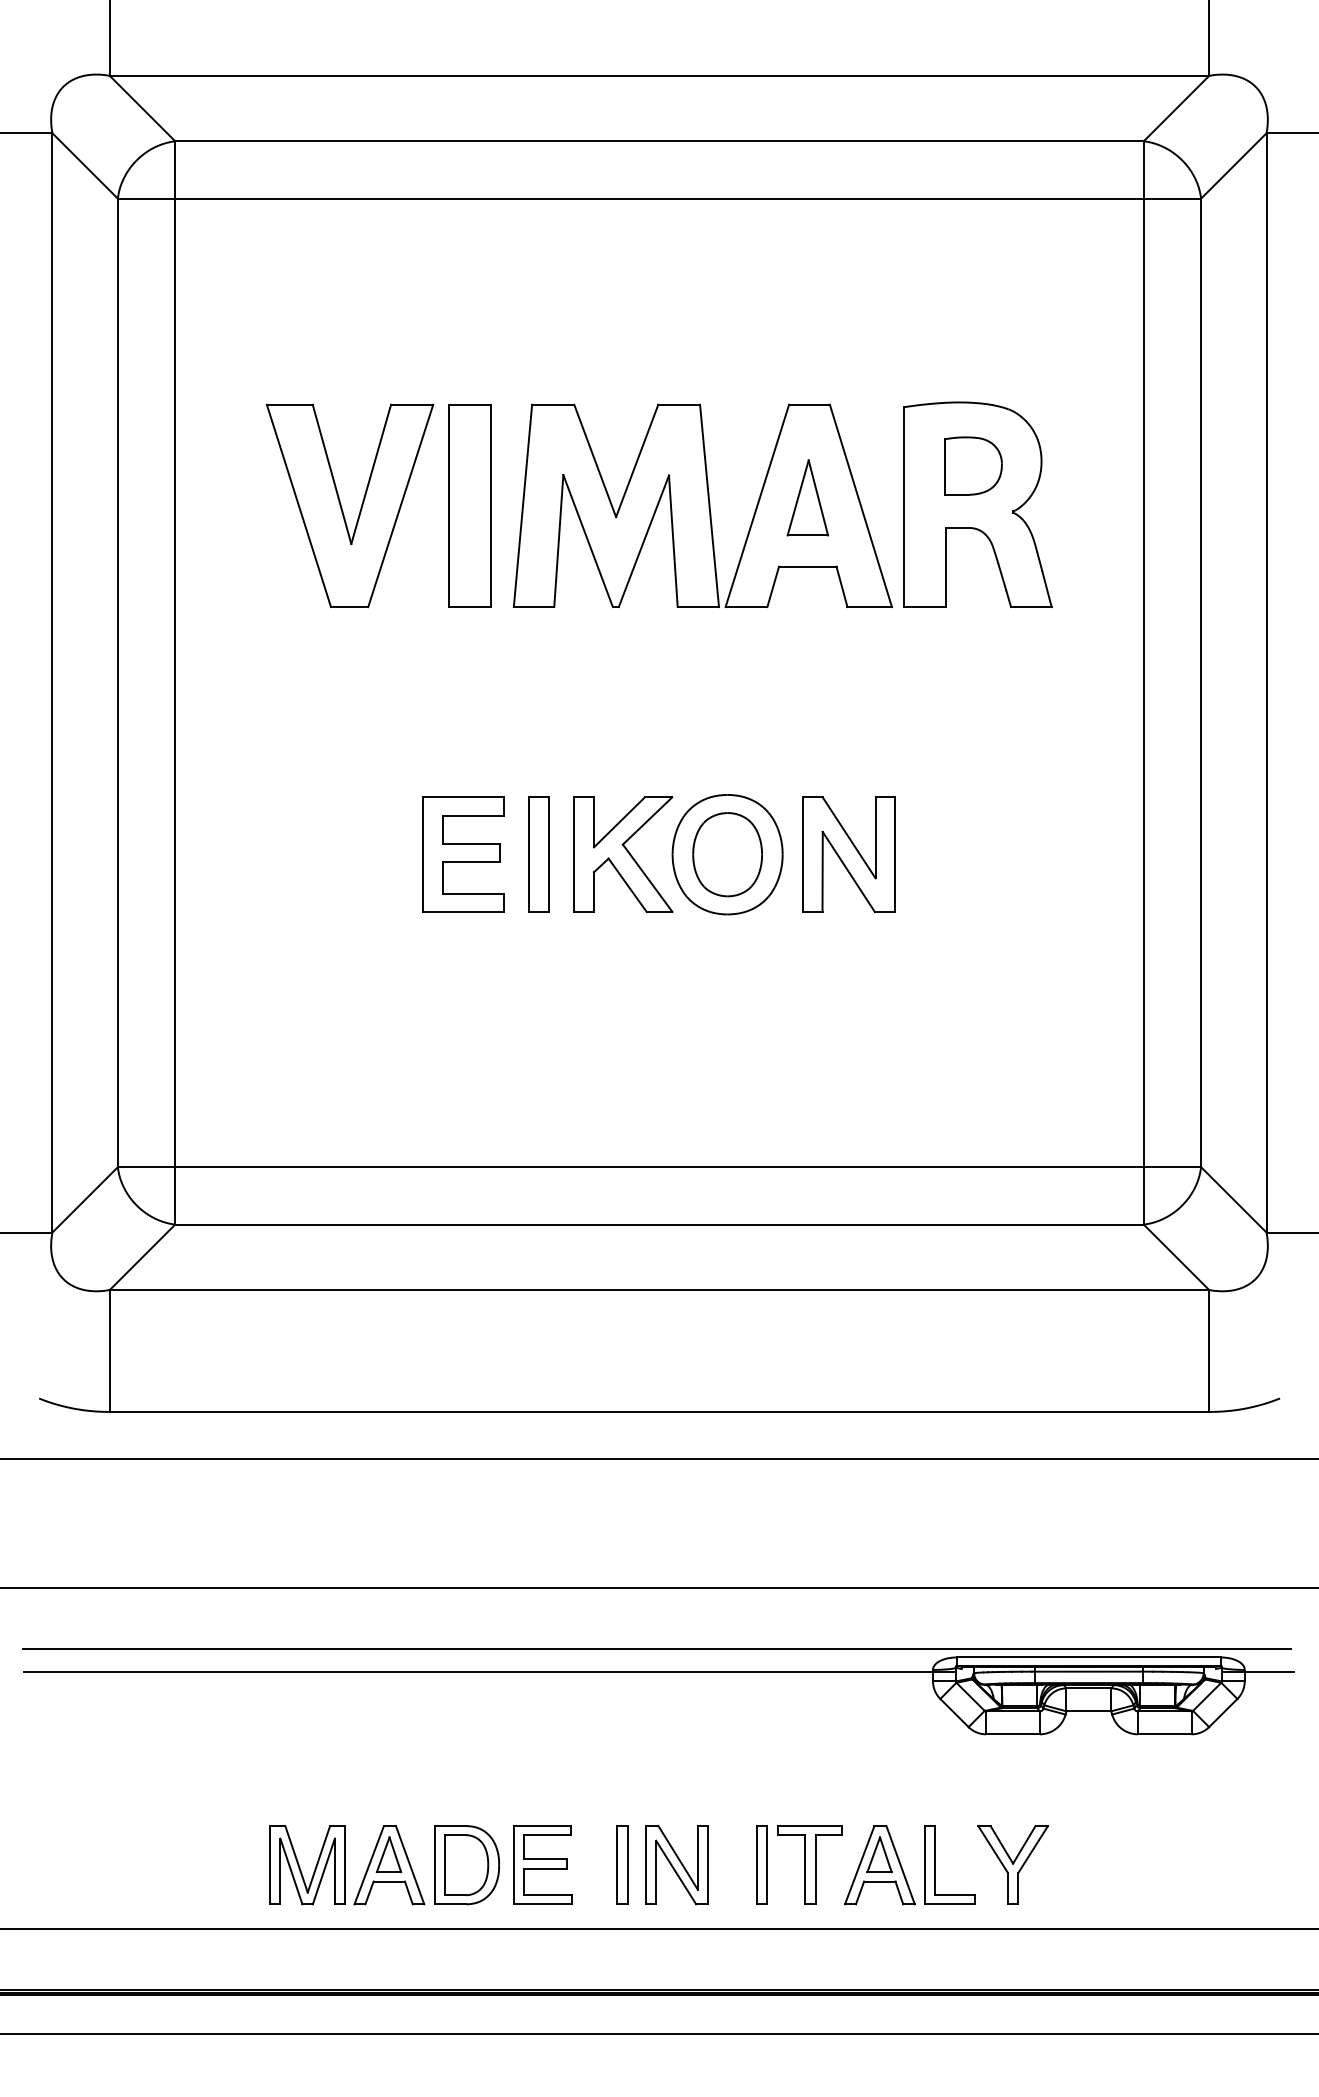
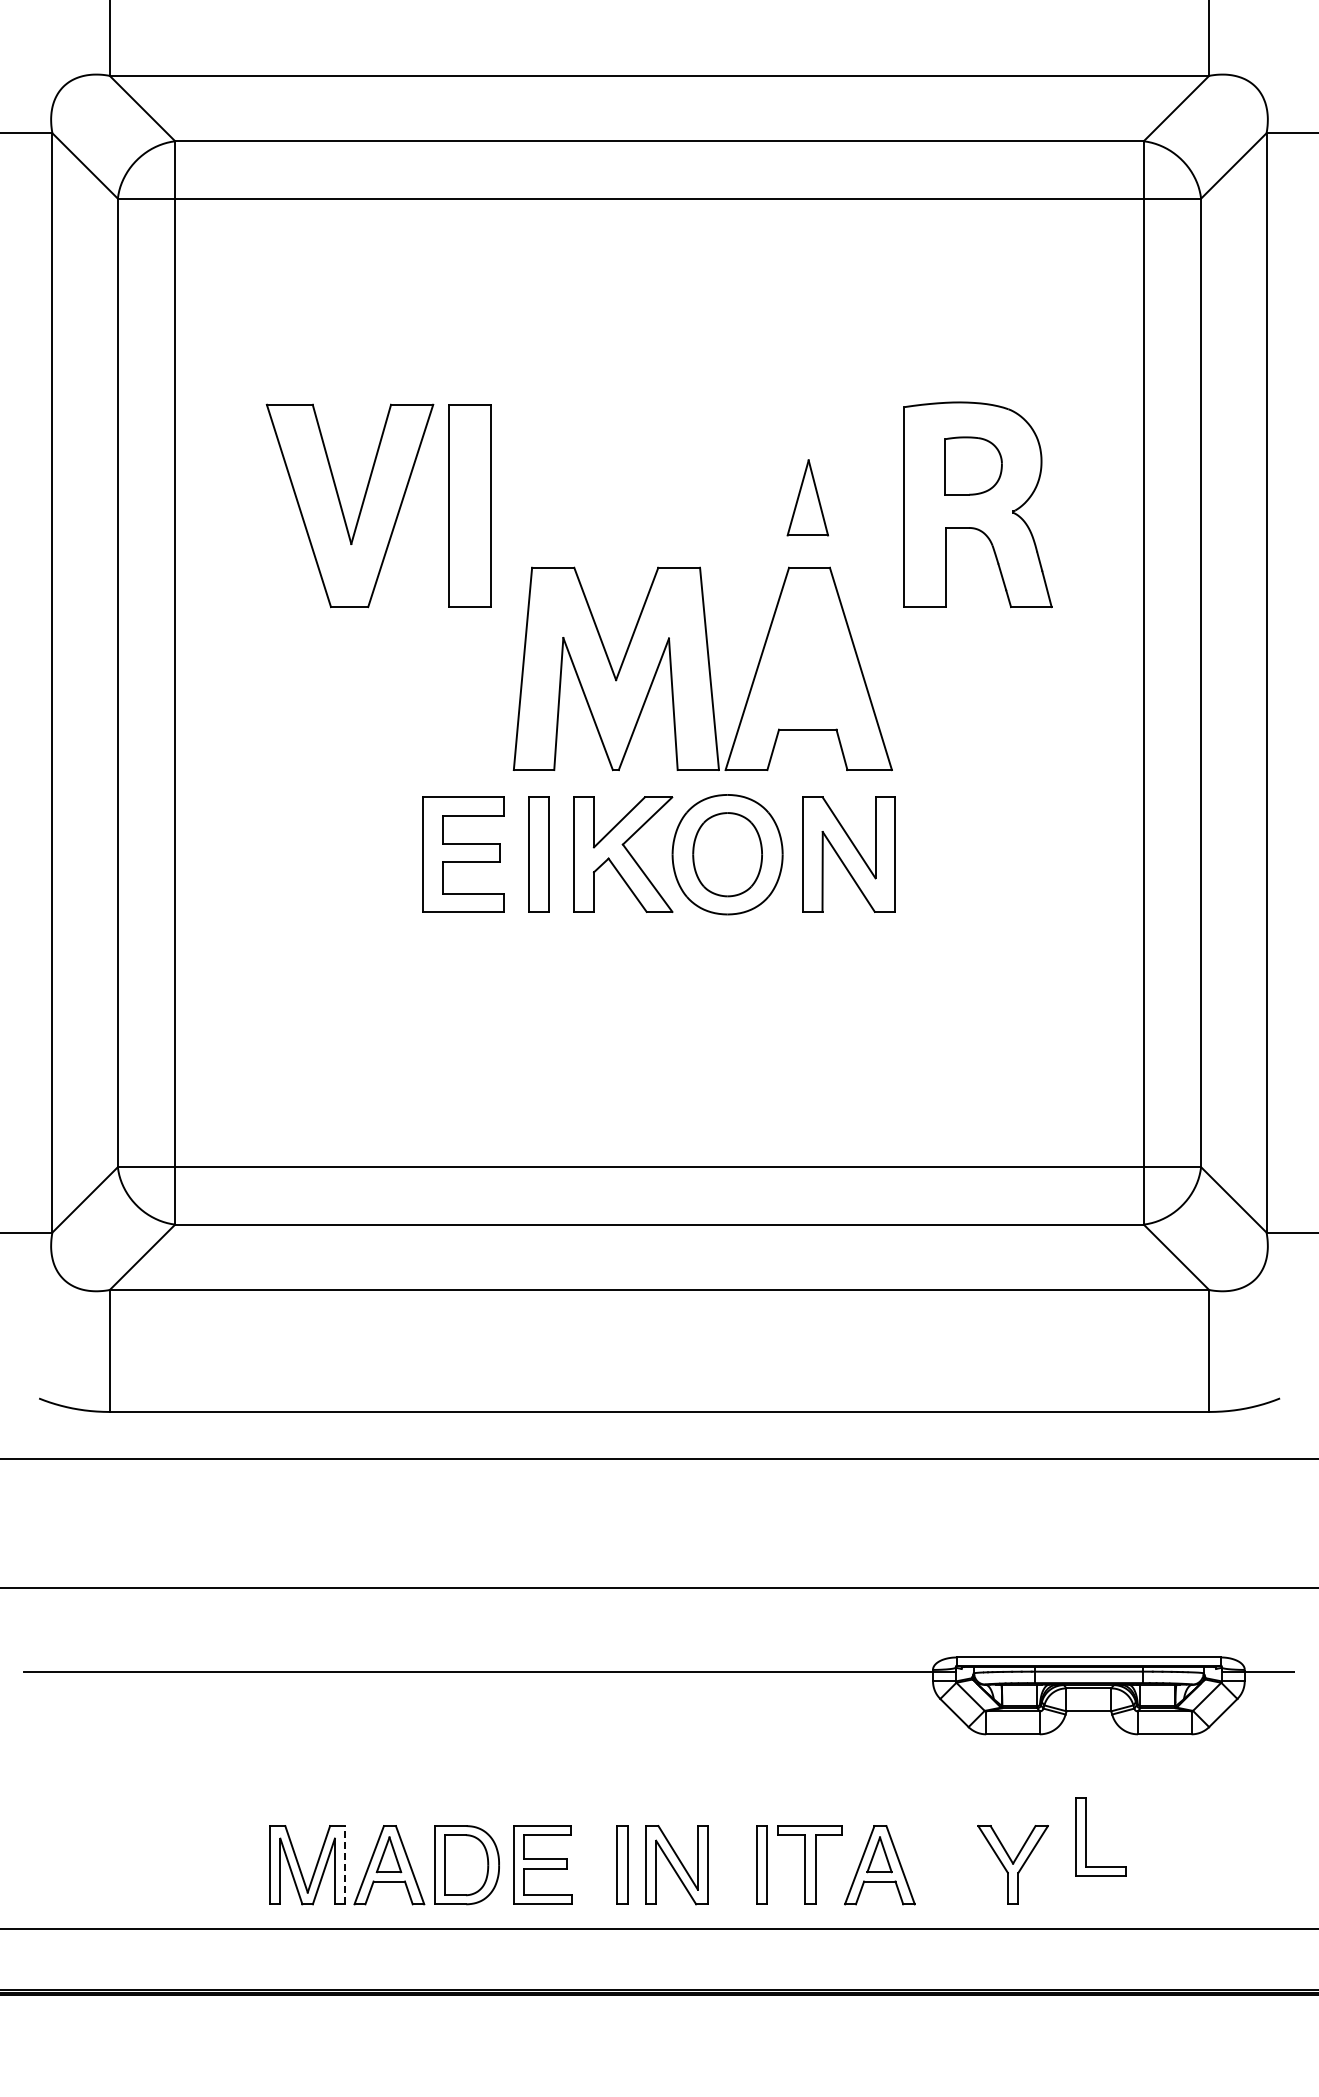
part position: (702, 505) -> (702, 668) (702, 668)
line: present -> none (656, 1649)
line: solid -> dashed (345, 1864)
part position: (935, 1864) -> (1086, 1836) (1086, 1836)
line: present -> none (658, 2034)
